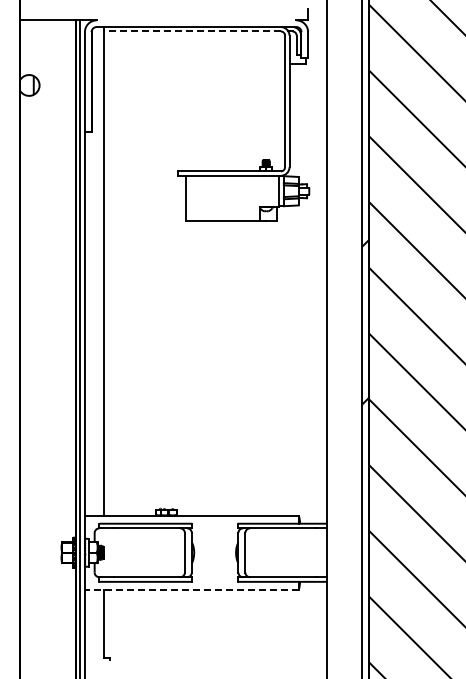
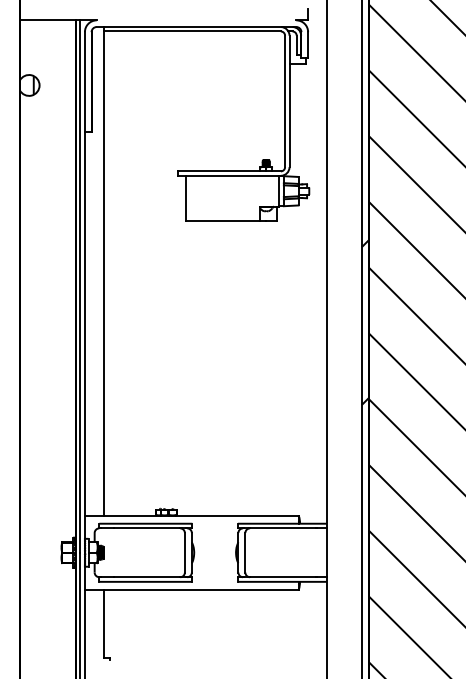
line: dashed -> solid (192, 31)
line: dashed -> solid (191, 589)
